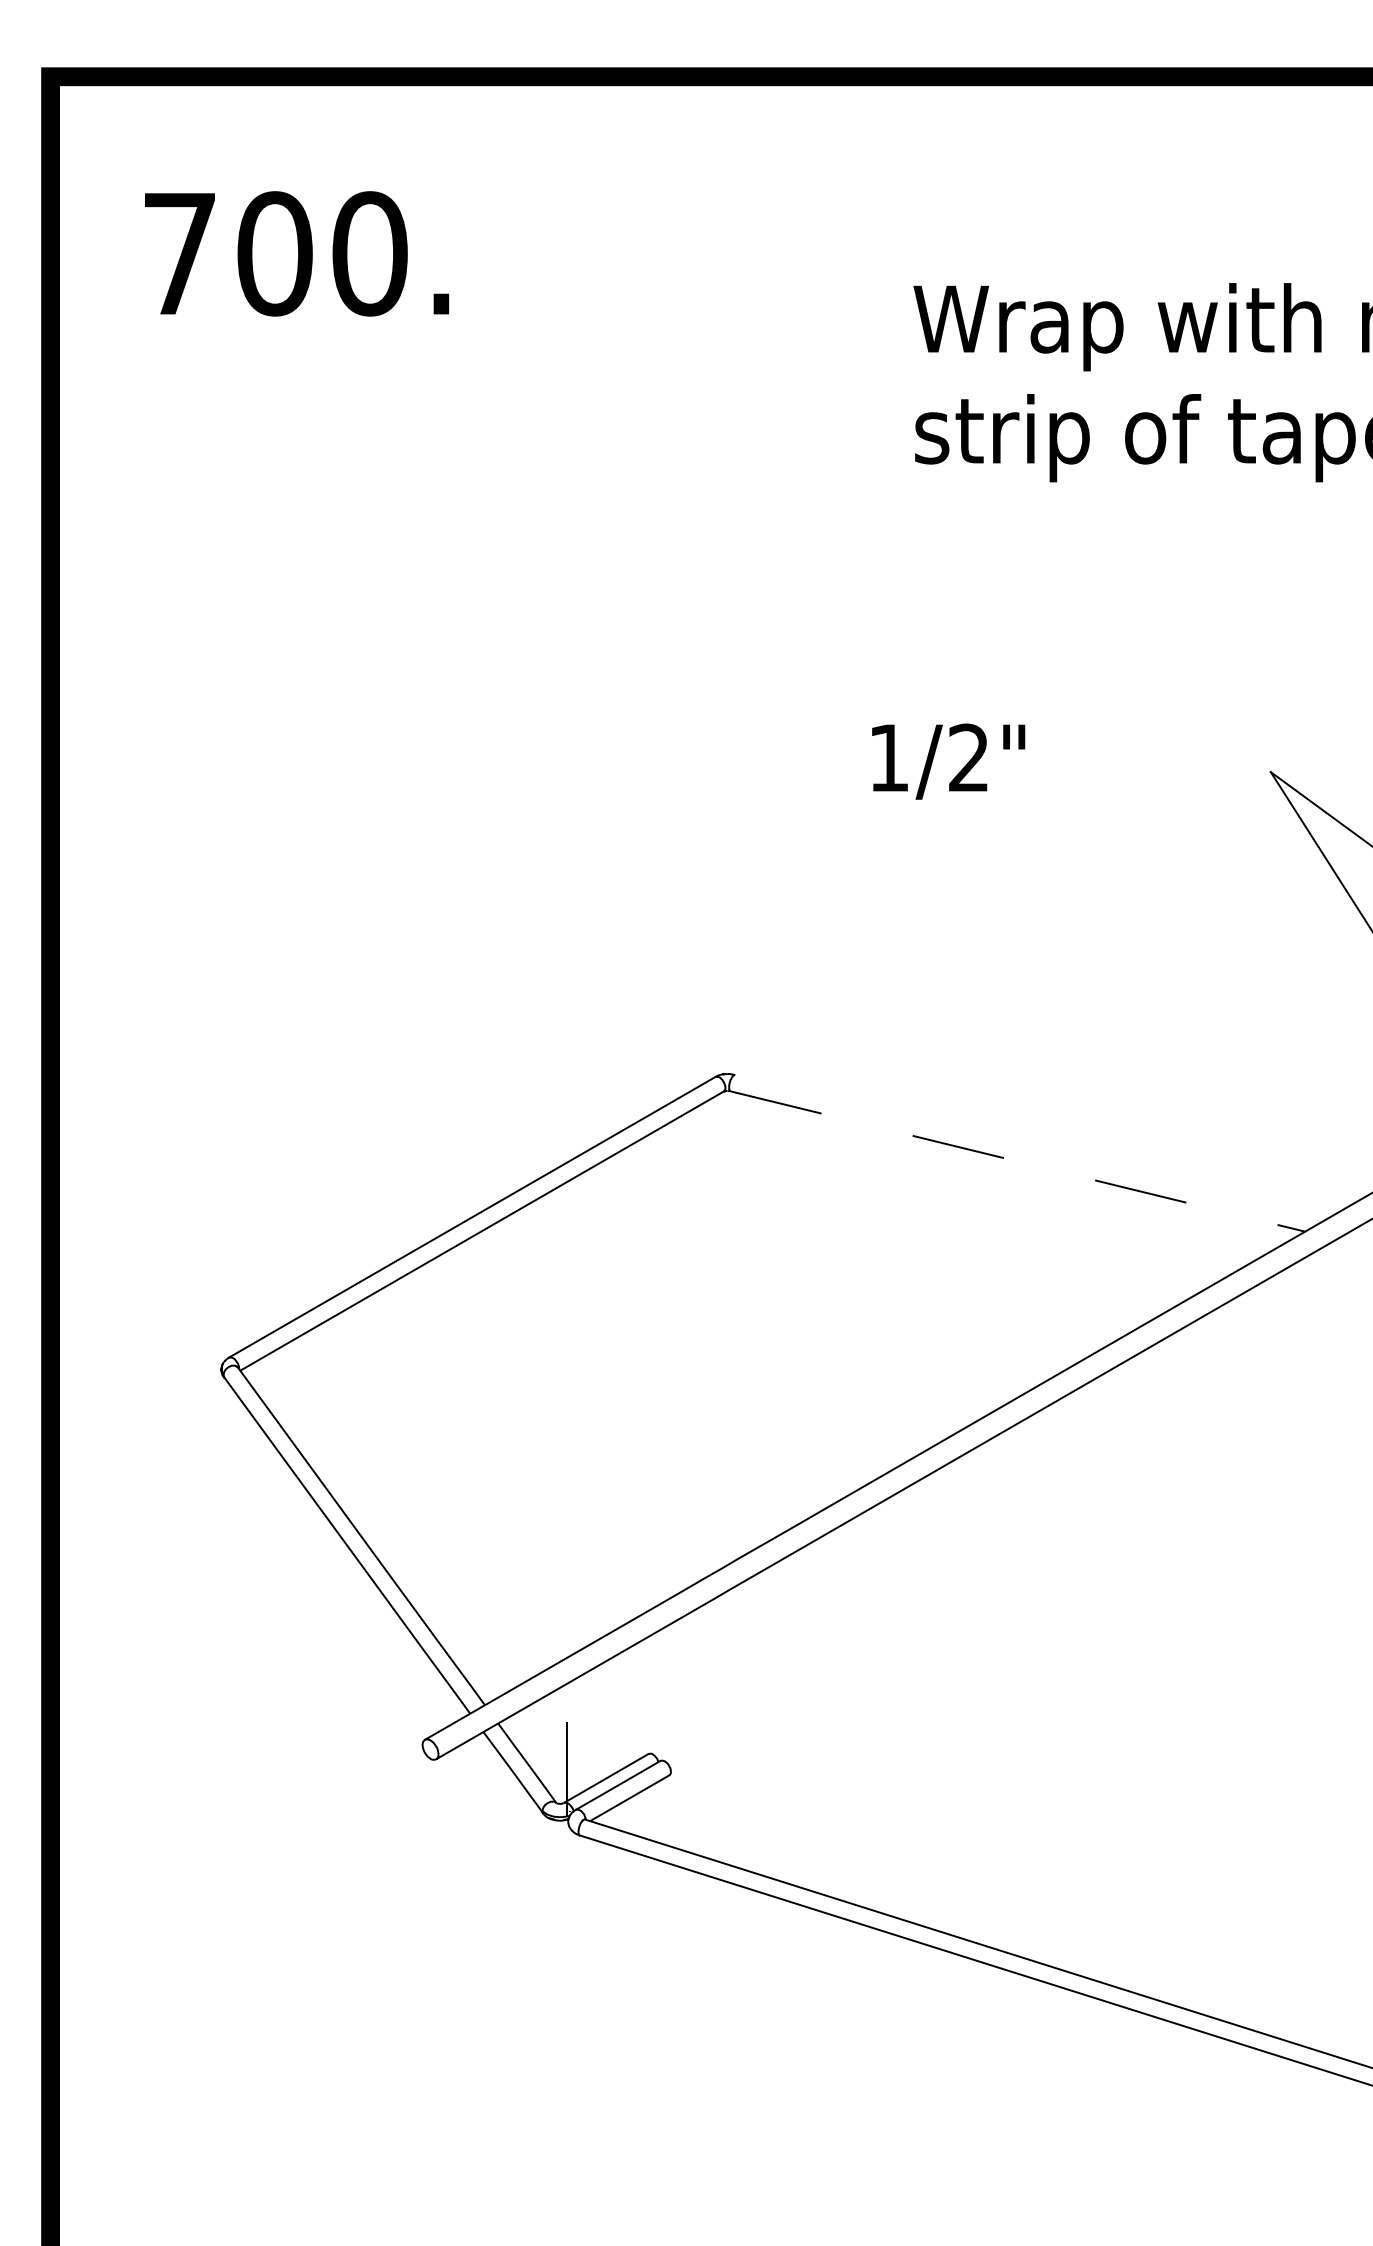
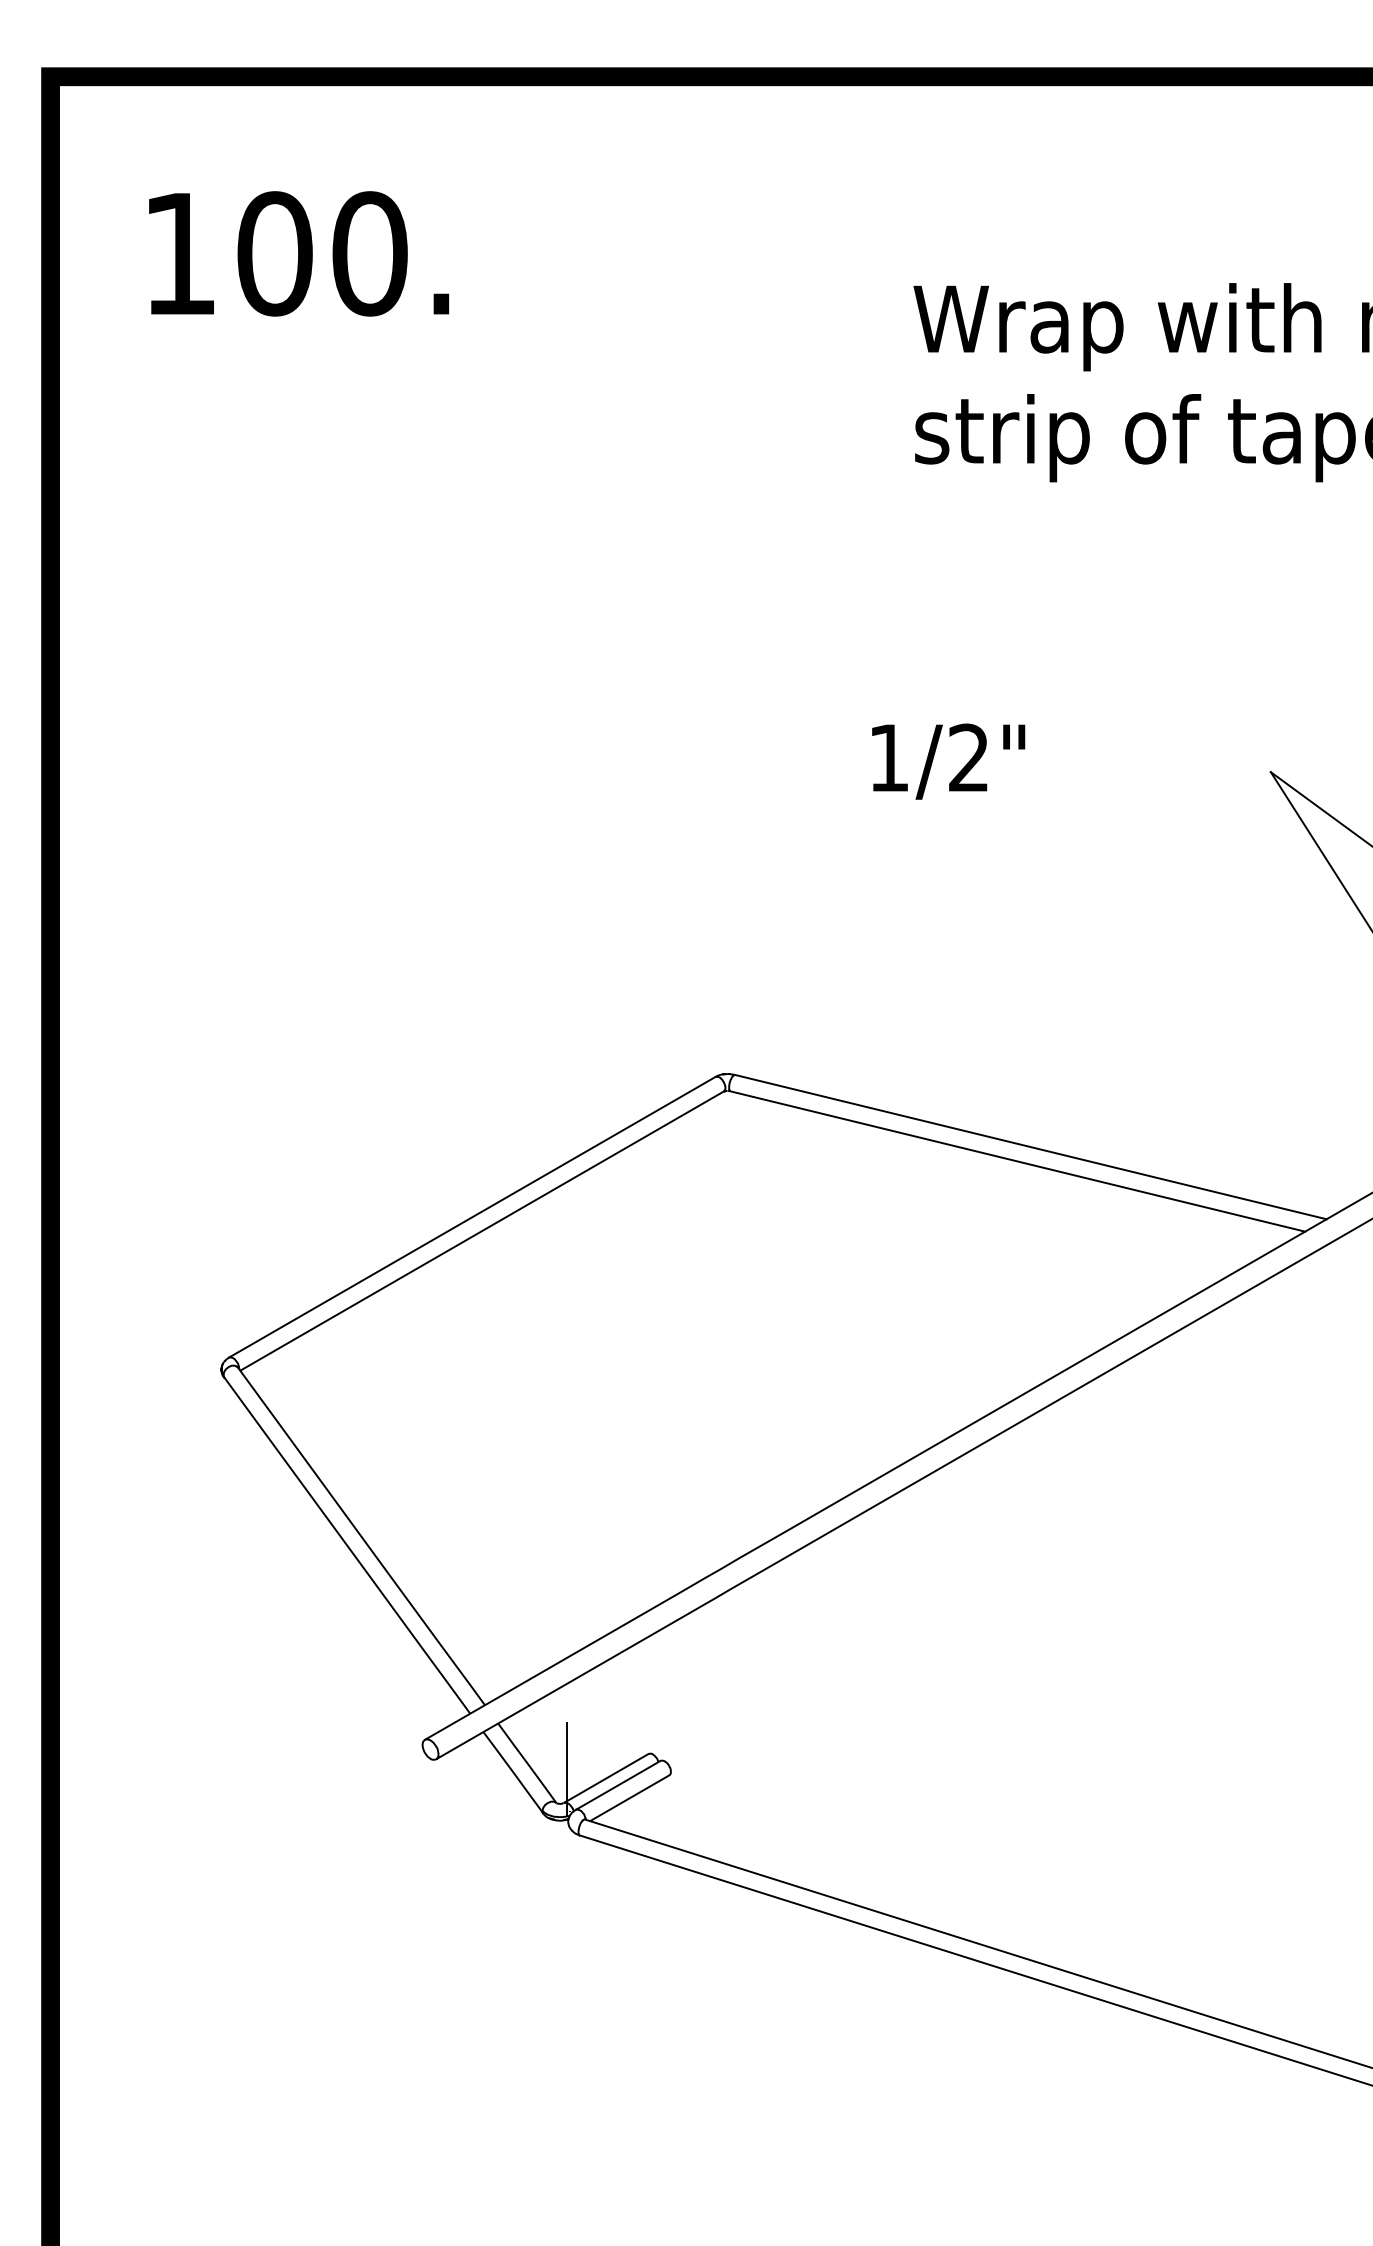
text: 700. -> 100. (179, 253)
line: none -> present (1030, 1146)
line: dashed -> solid (1017, 1161)
